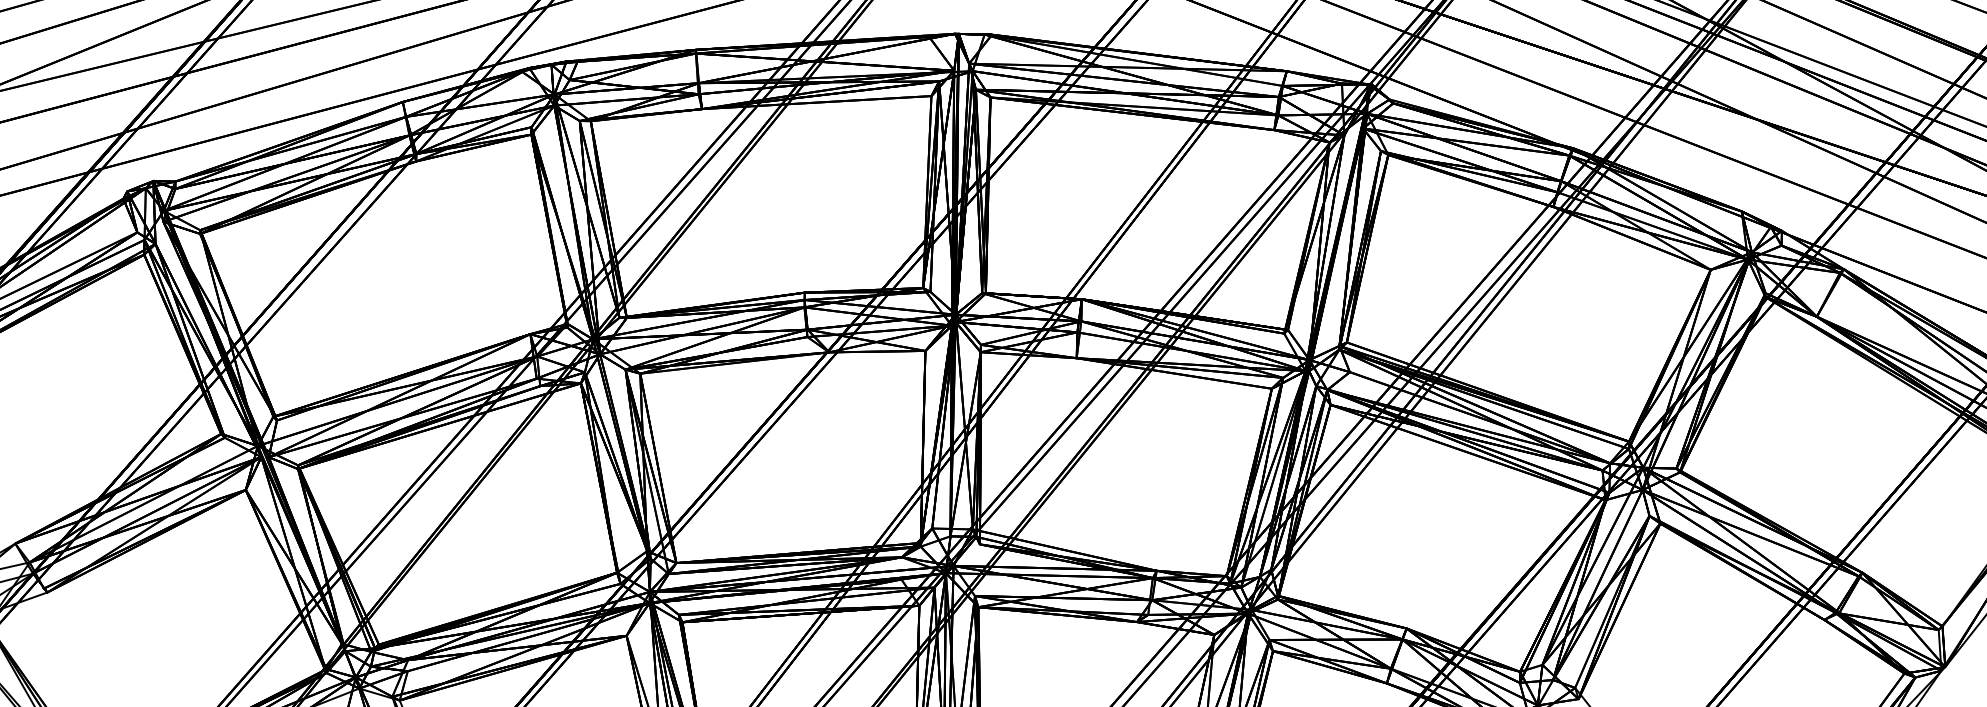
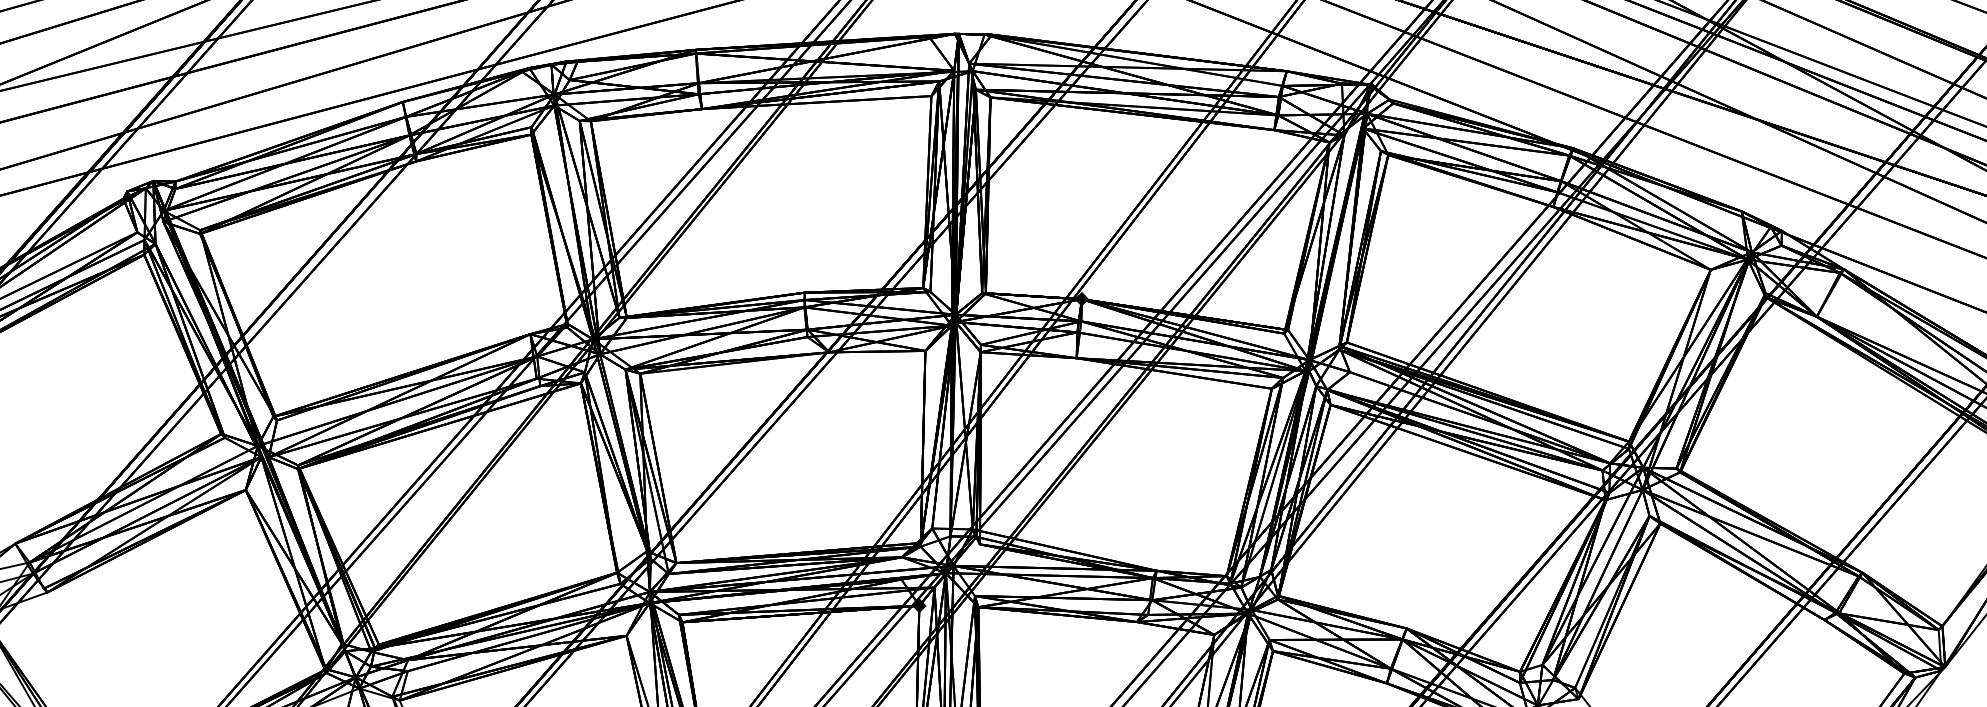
fill: none -> present (1081, 298)
fill: none -> present (918, 605)
